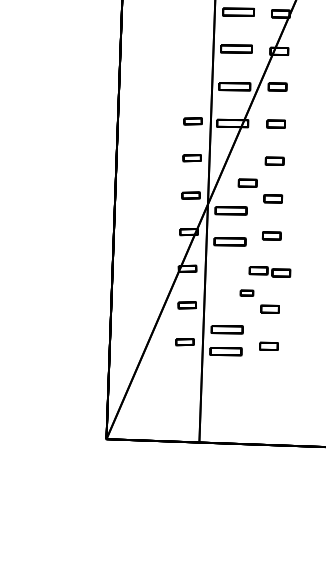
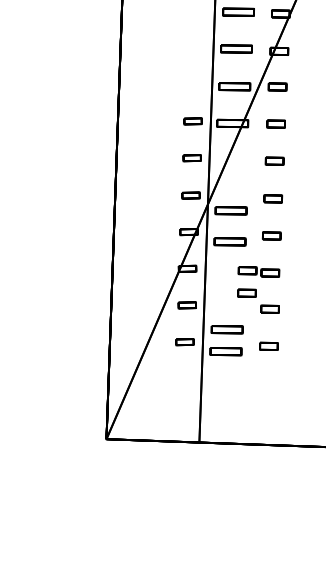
part: present -> none (247, 182)
part position: (269, 271) -> (258, 271) (258, 271)
part size: 16x8 px -> 20x10 px (246, 292)
